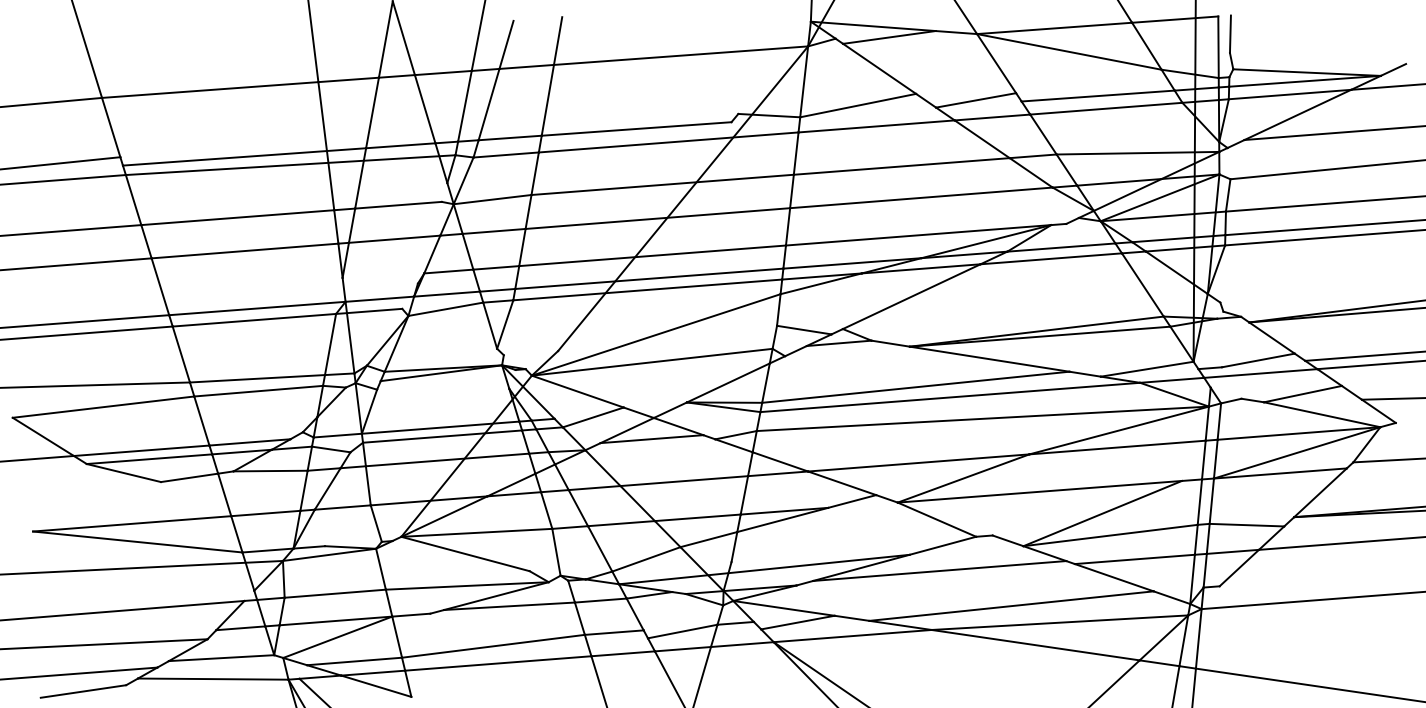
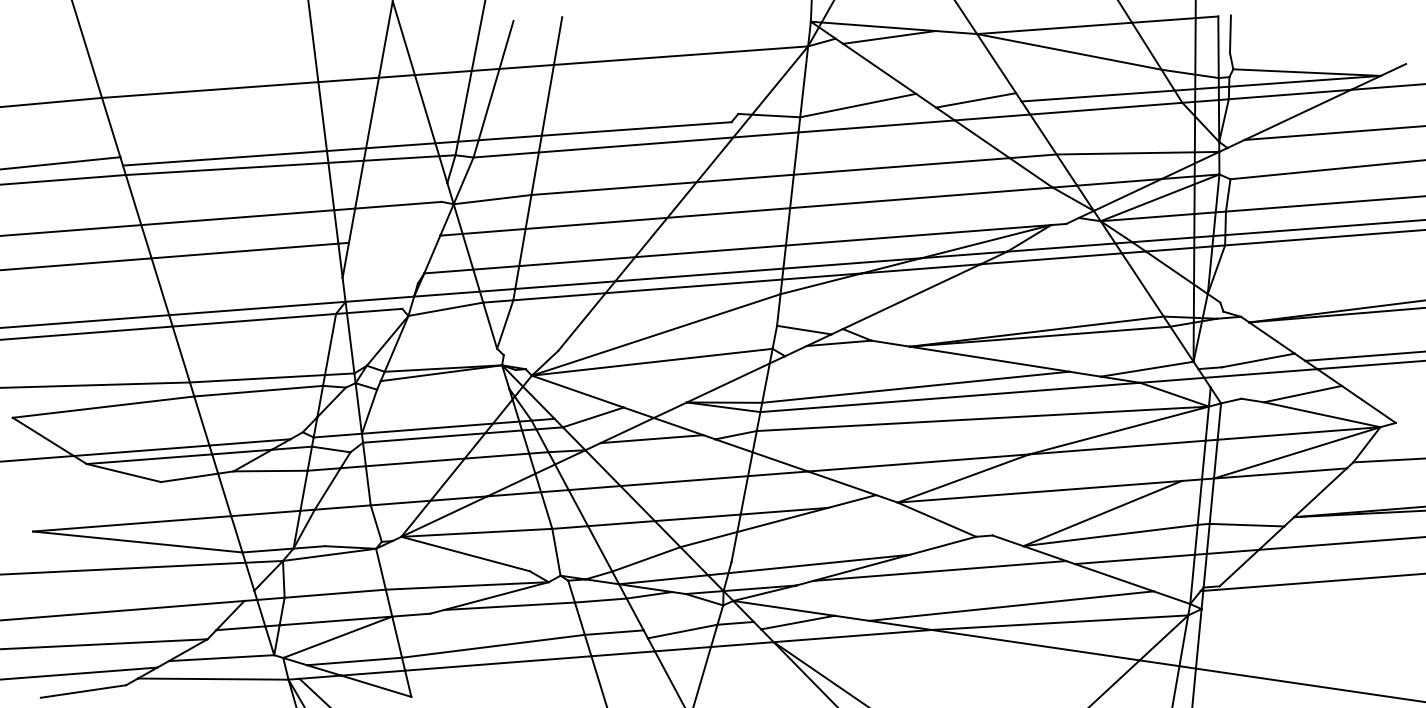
line: present -> none (394, 238)
line: present -> none (1391, 398)
line position: (1311, 600) -> (1311, 582) (1311, 582)
